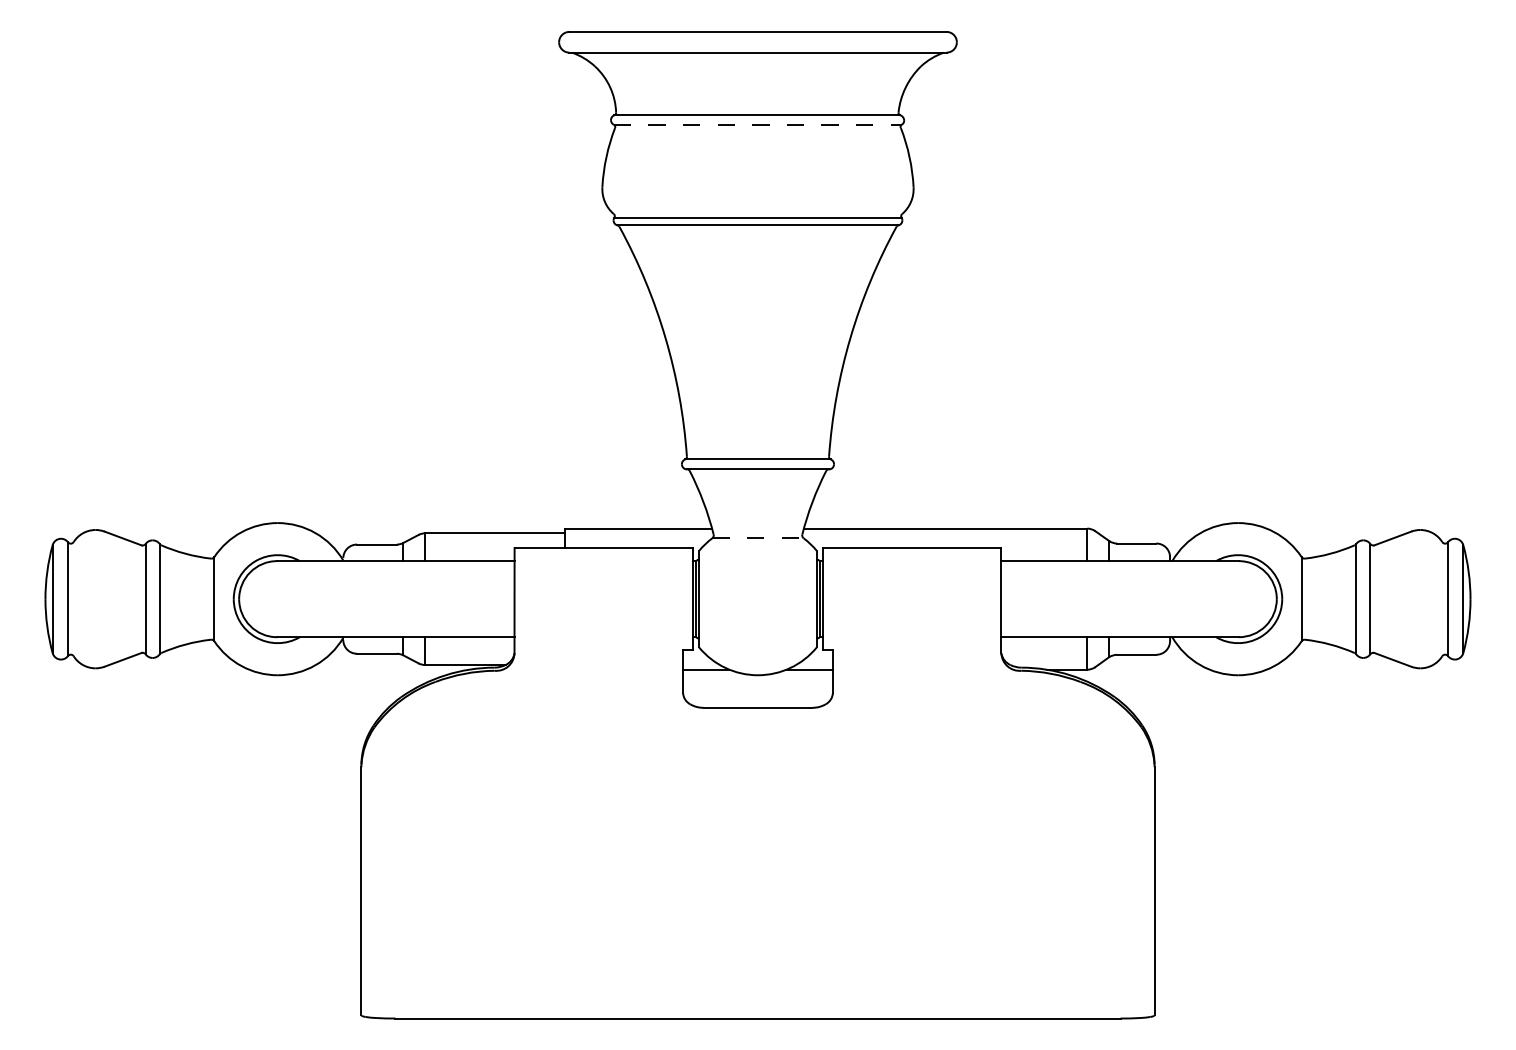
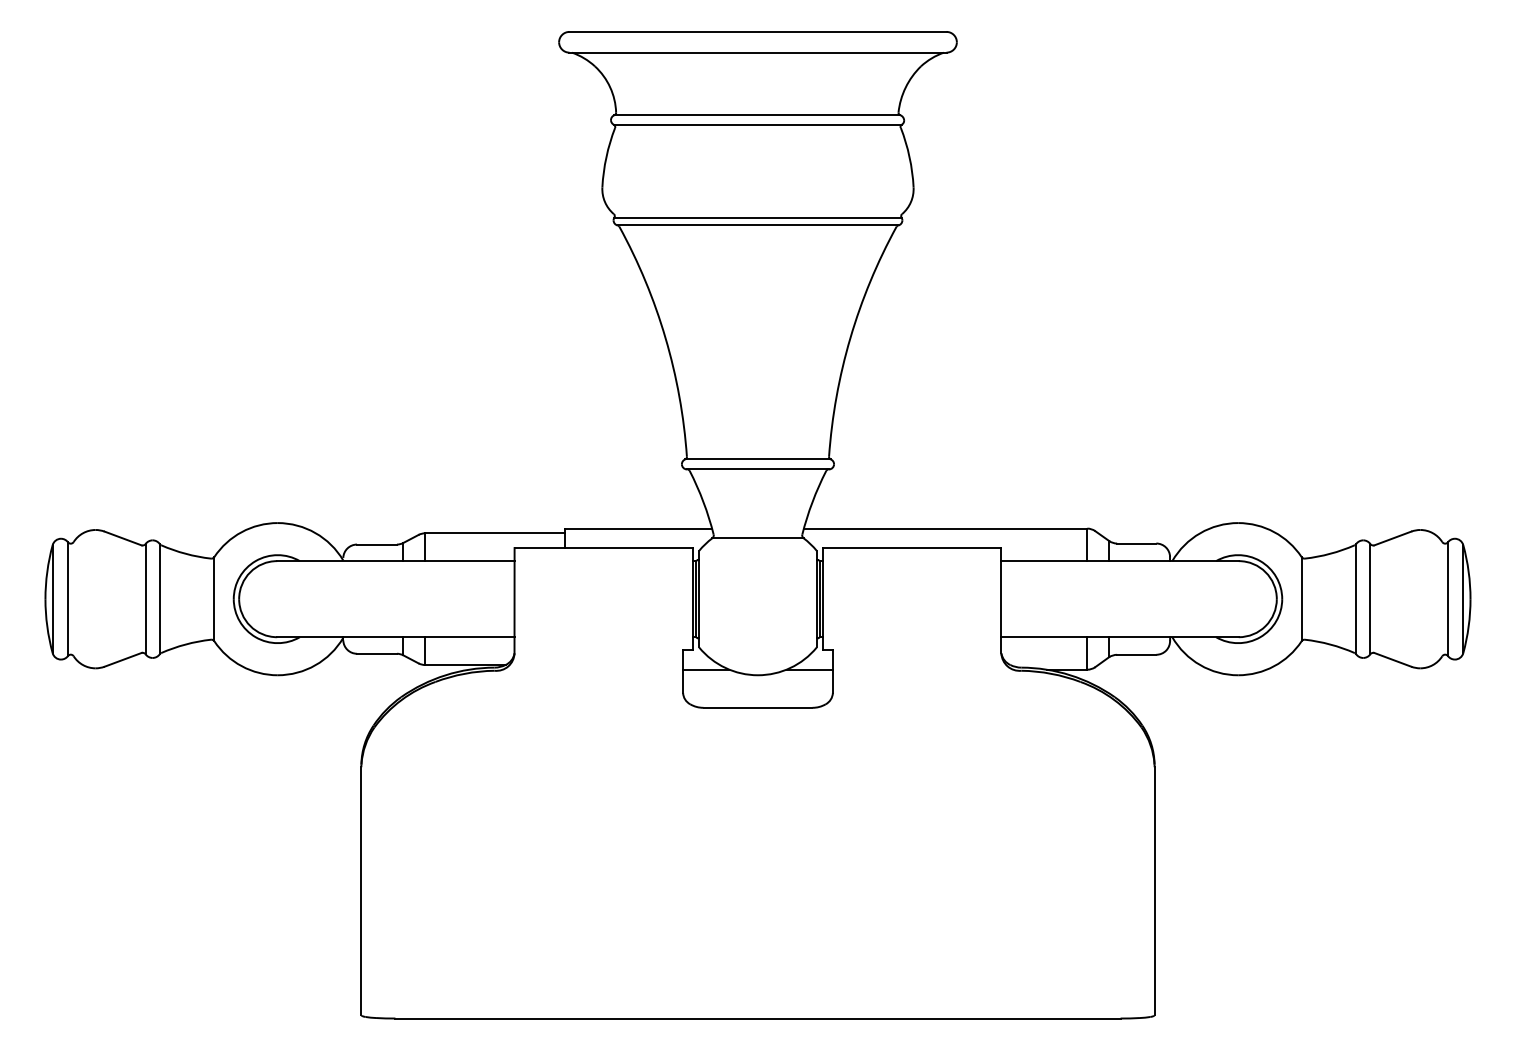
line: dashed -> solid (757, 124)
line: dashed -> solid (758, 538)
